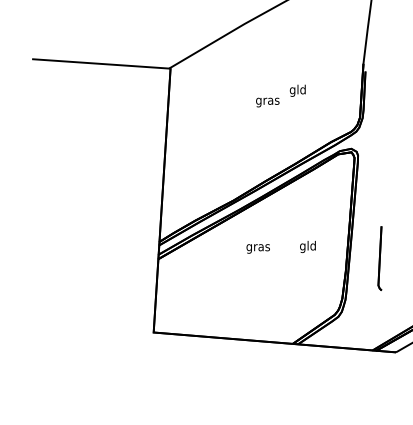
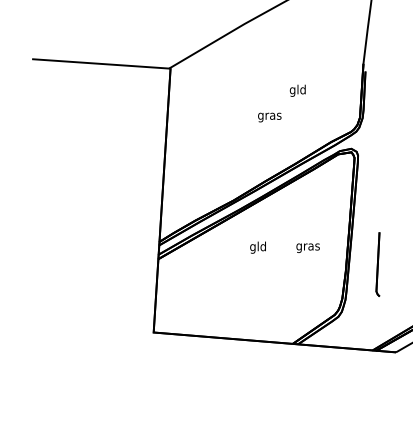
text position: (267, 102) -> (269, 117) (269, 117)
text: gld -> gras (307, 246)
text: gras -> gld (257, 247)
part position: (379, 258) -> (377, 264) (377, 264)
